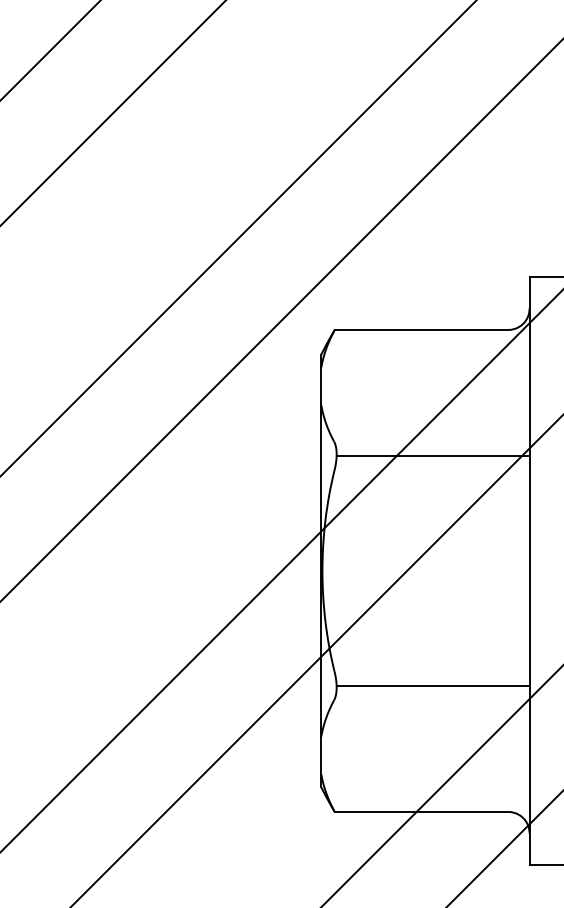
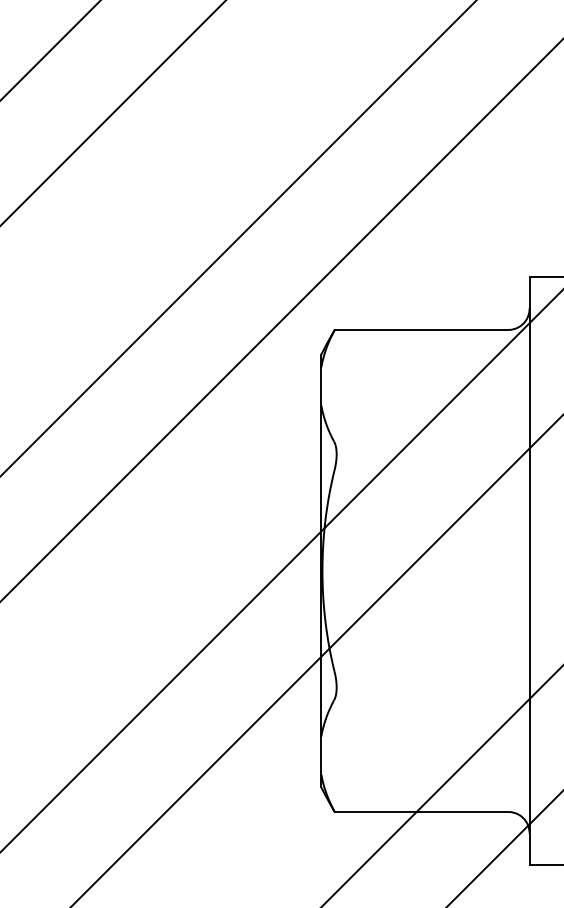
line: present -> none (432, 455)
line: present -> none (432, 686)
